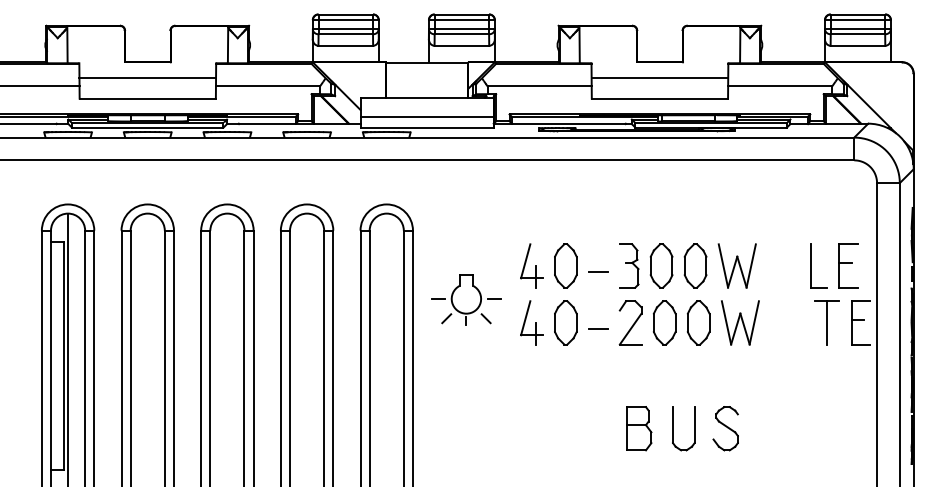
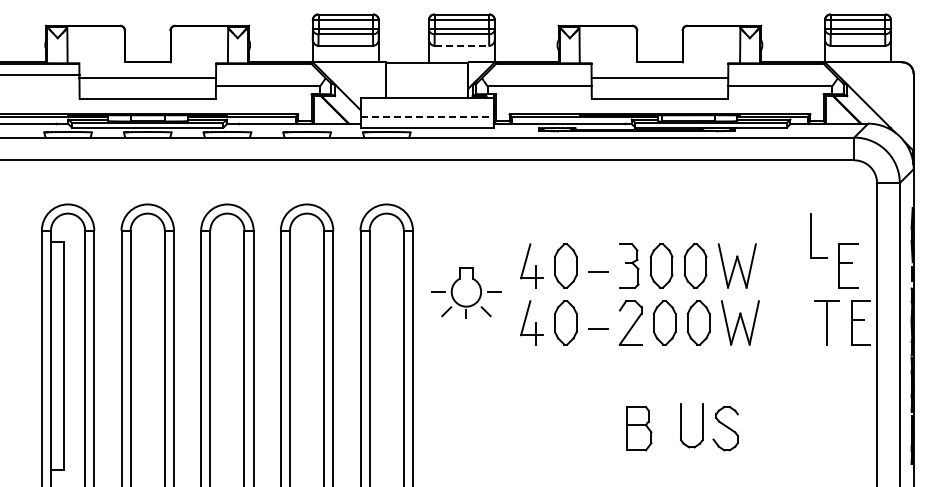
line: solid -> dashed (462, 45)
line position: (40, 86) -> (40, 75) (40, 75)
line: solid -> dashed (427, 117)
part position: (811, 265) -> (811, 235) (811, 235)
part position: (466, 299) -> (466, 292) (466, 292)
line: present -> none (68, 348)
part position: (673, 428) -> (681, 425) (681, 425)
